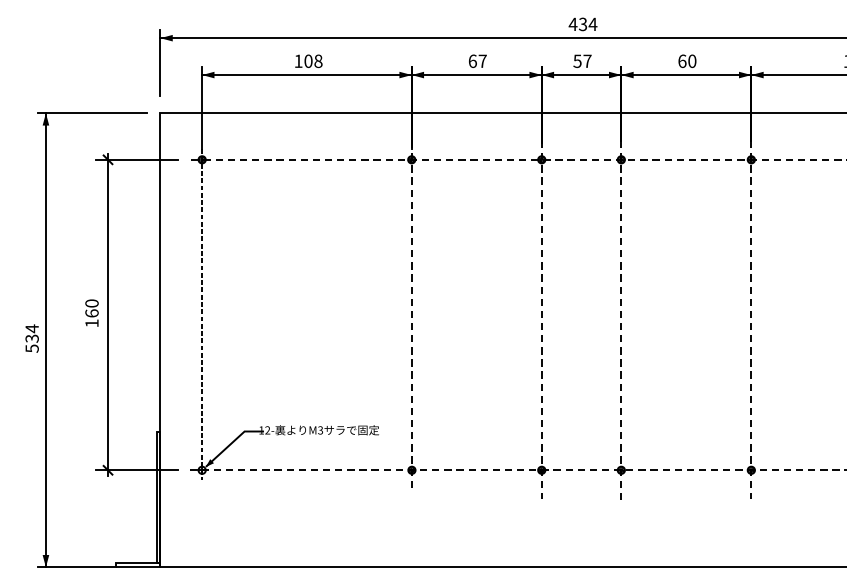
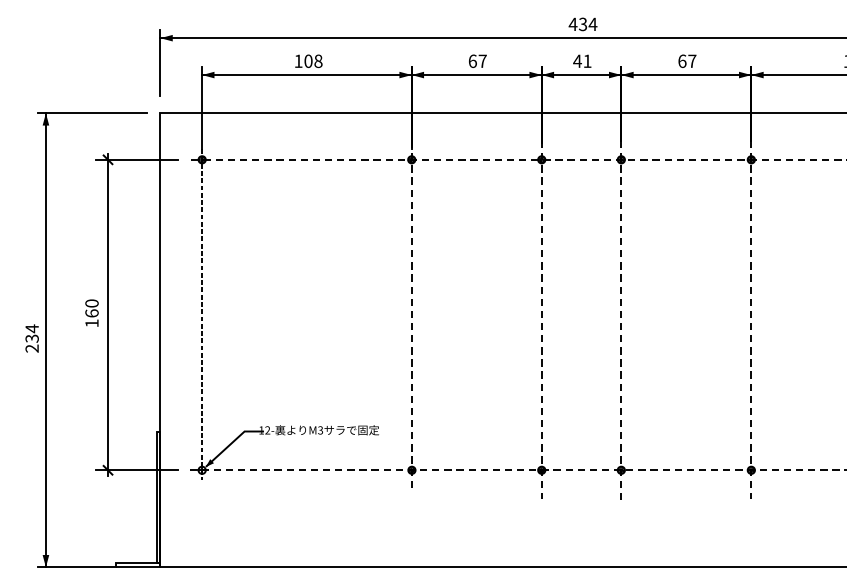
text: 57 -> 41 (582, 61)
text: 60 -> 67 (692, 61)
text: 534 -> 234 (31, 348)
